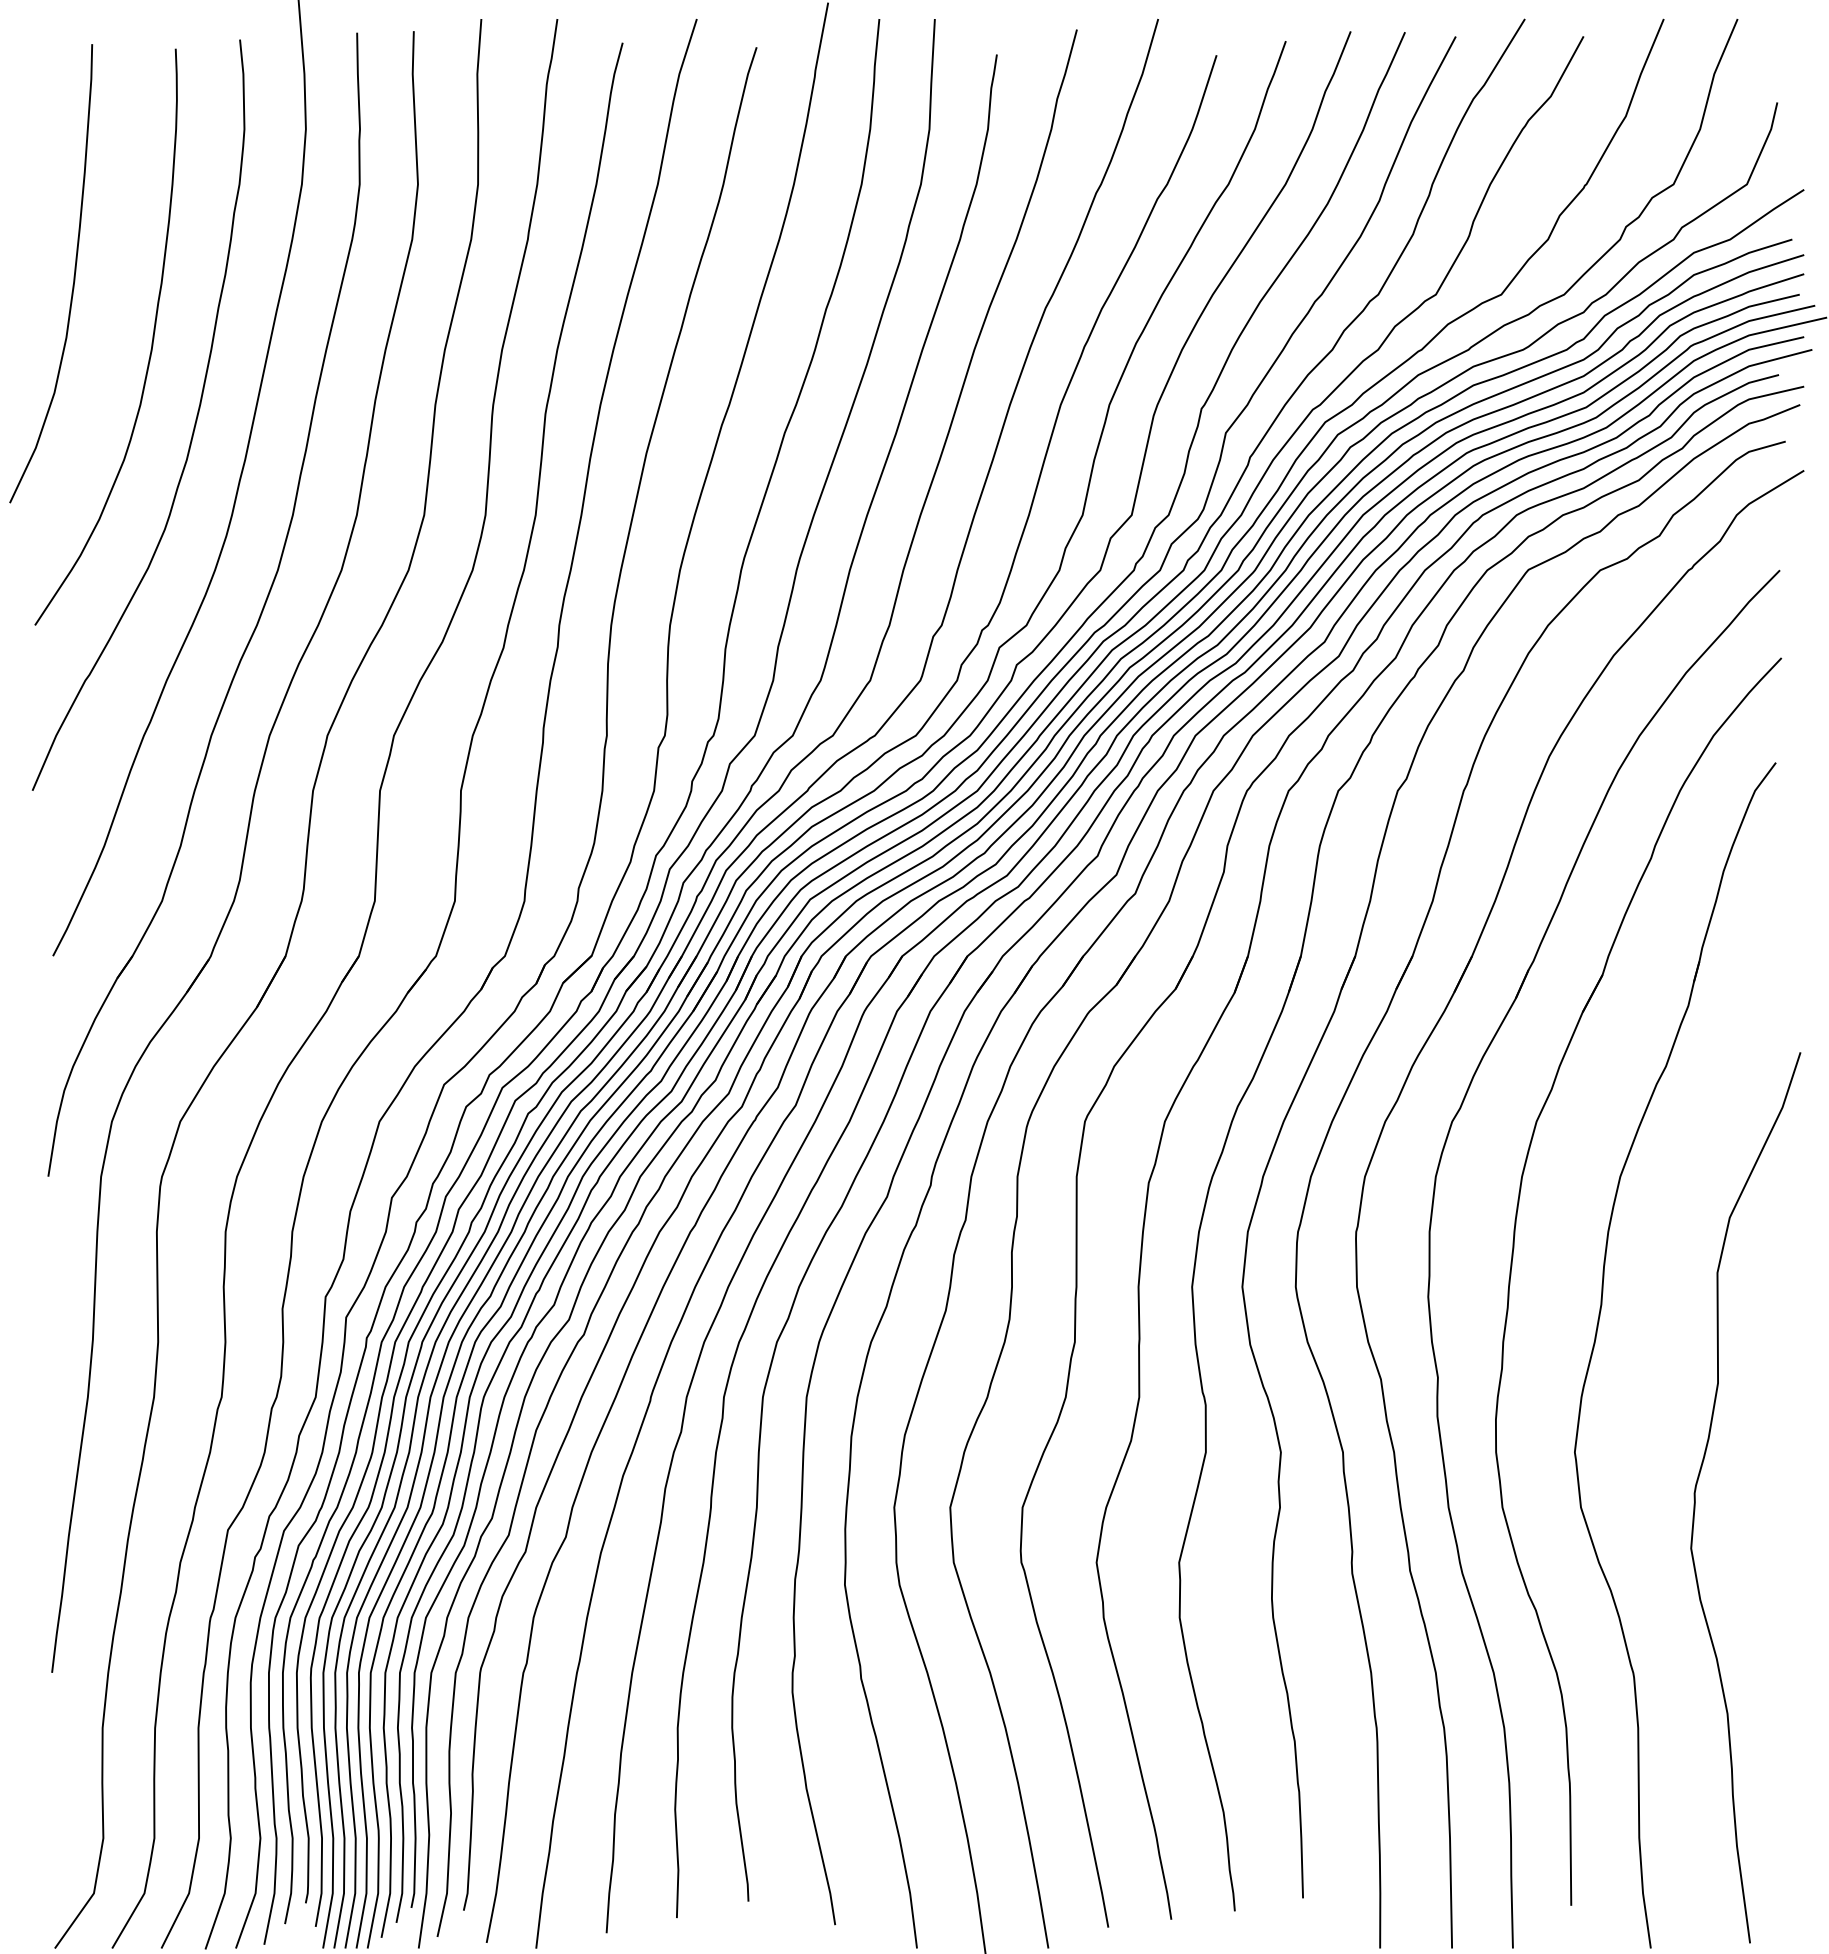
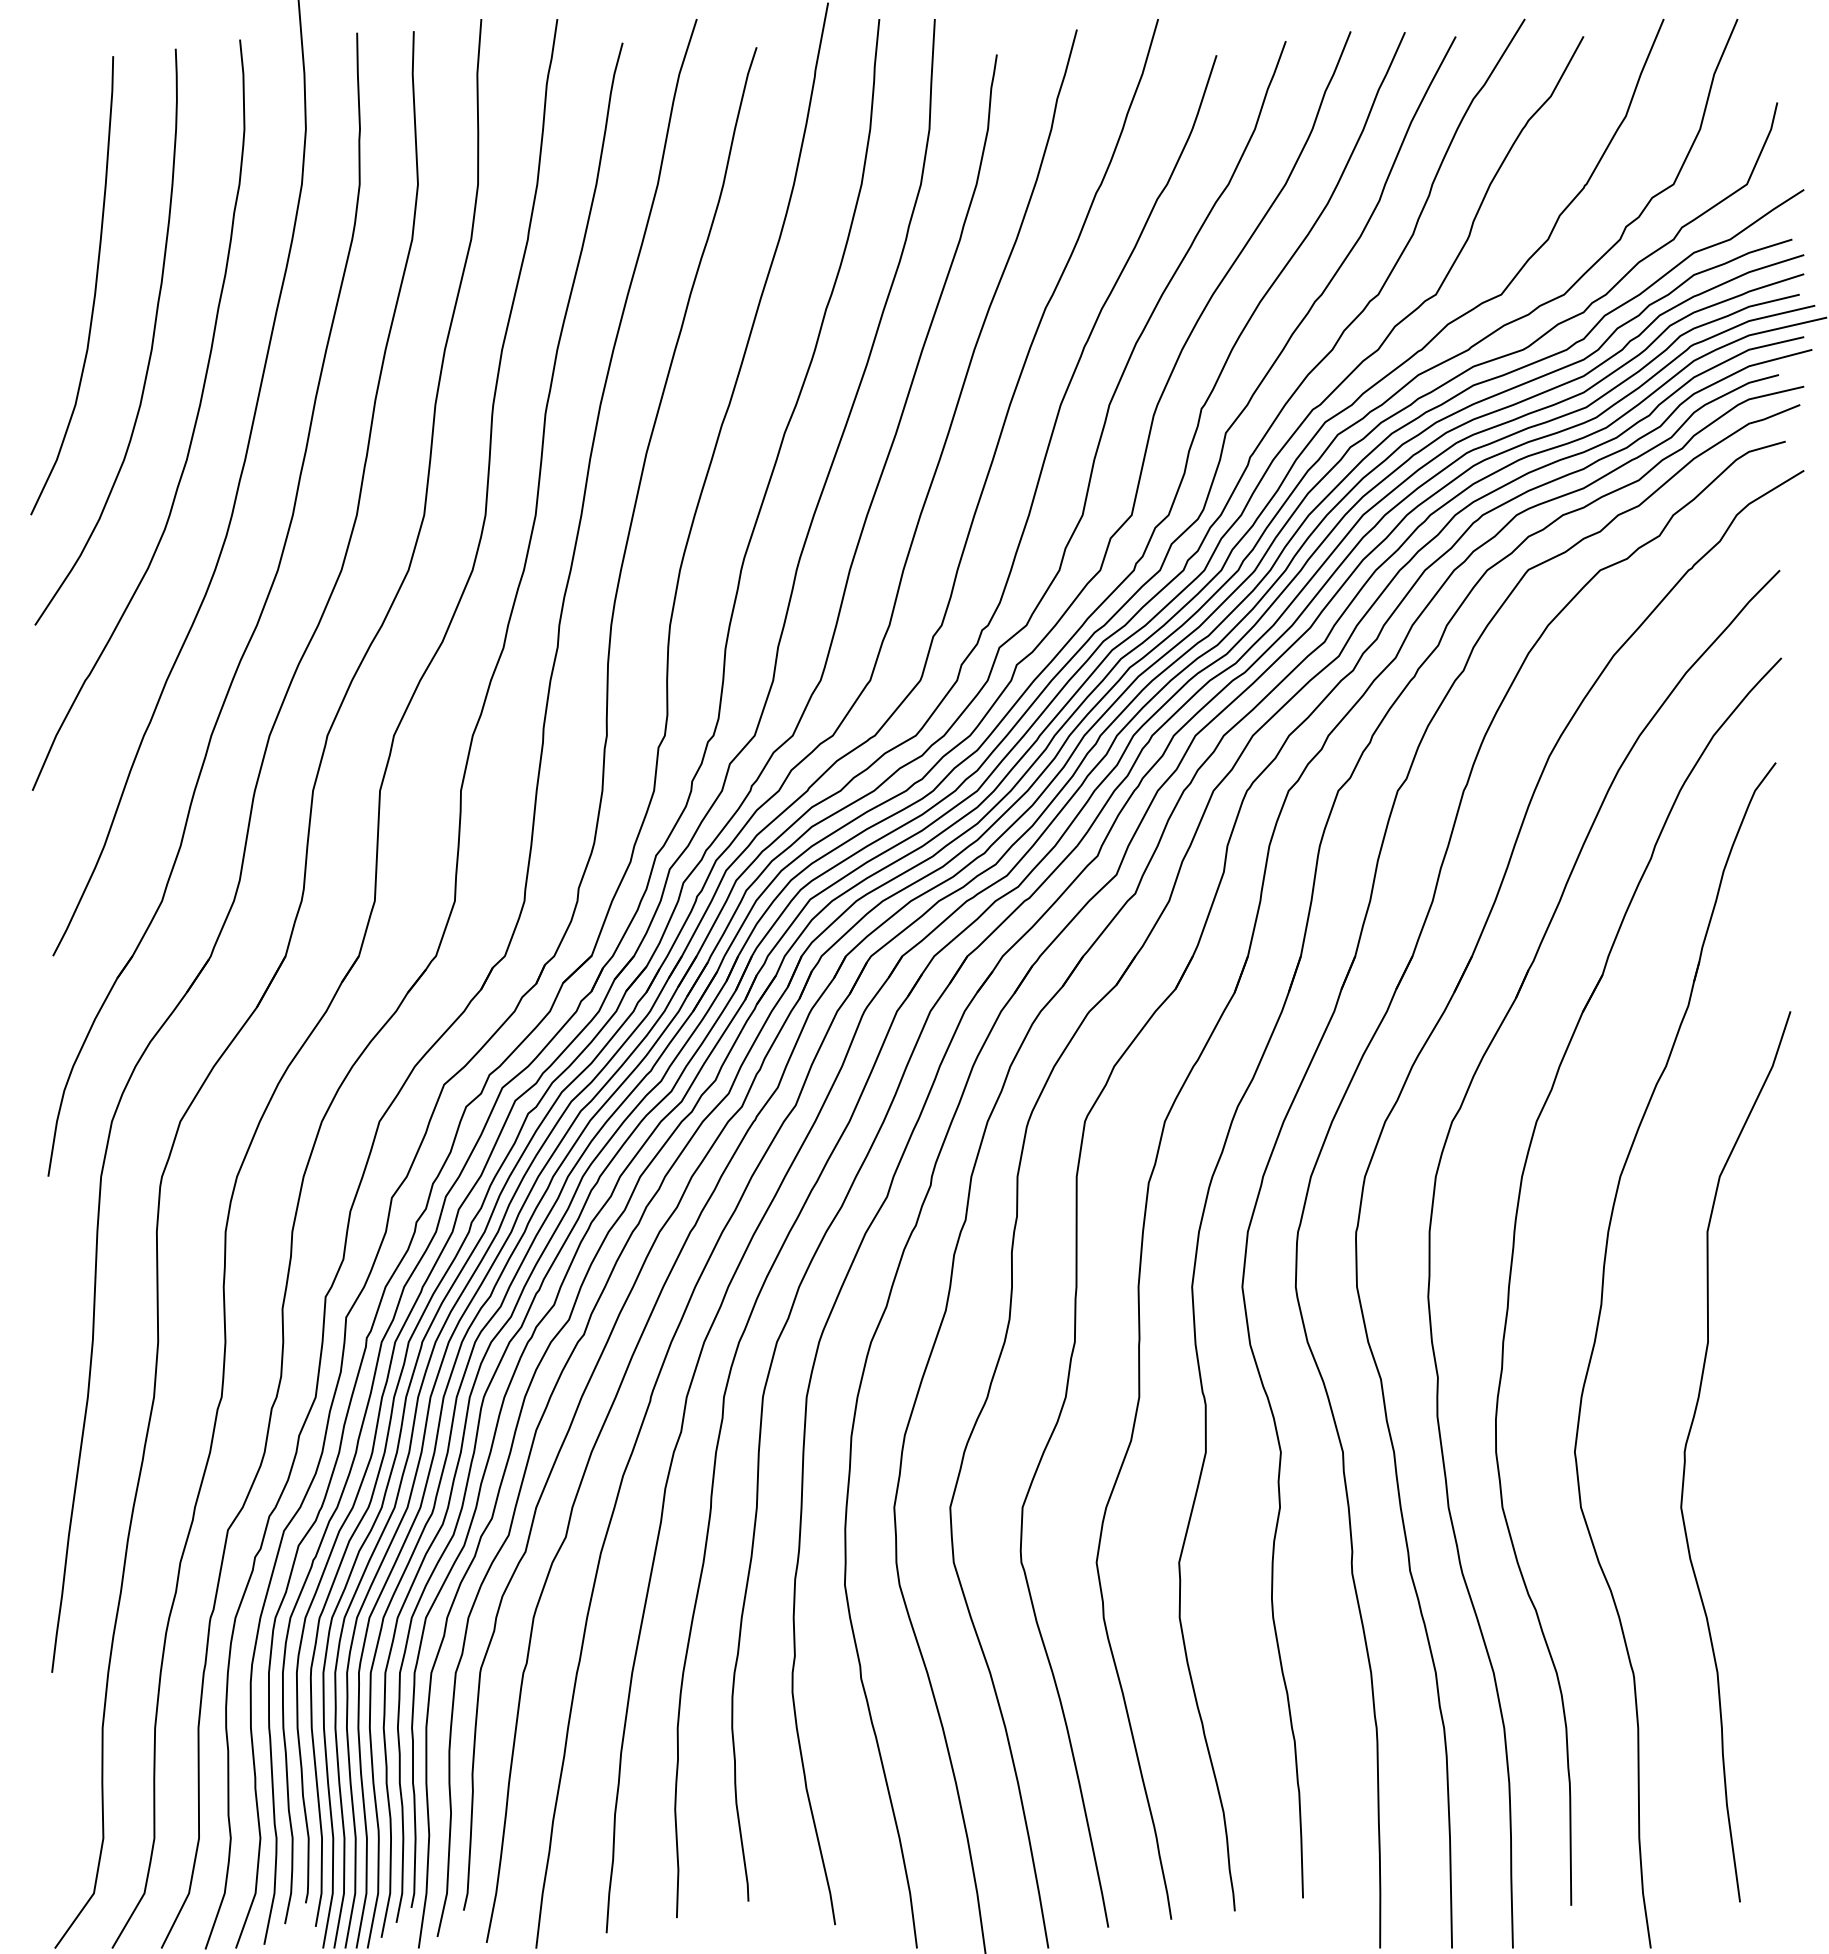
curve position: (73, 275) -> (94, 287) (94, 287)
curve position: (1696, 1490) -> (1686, 1449) (1686, 1449)
